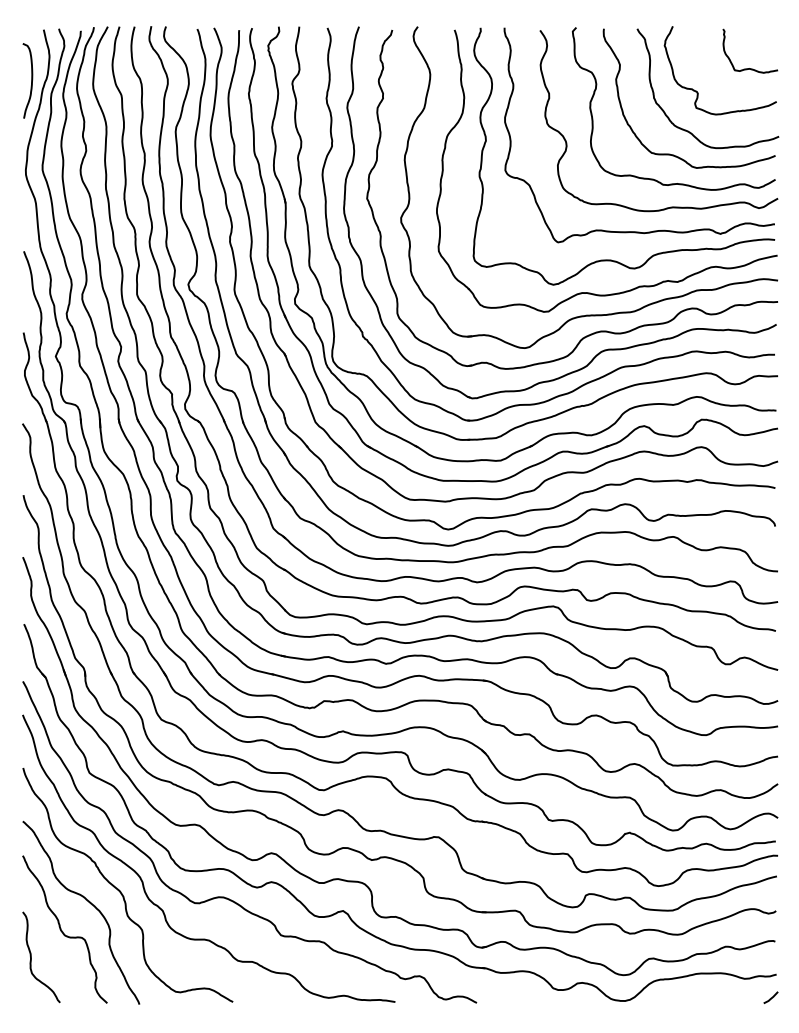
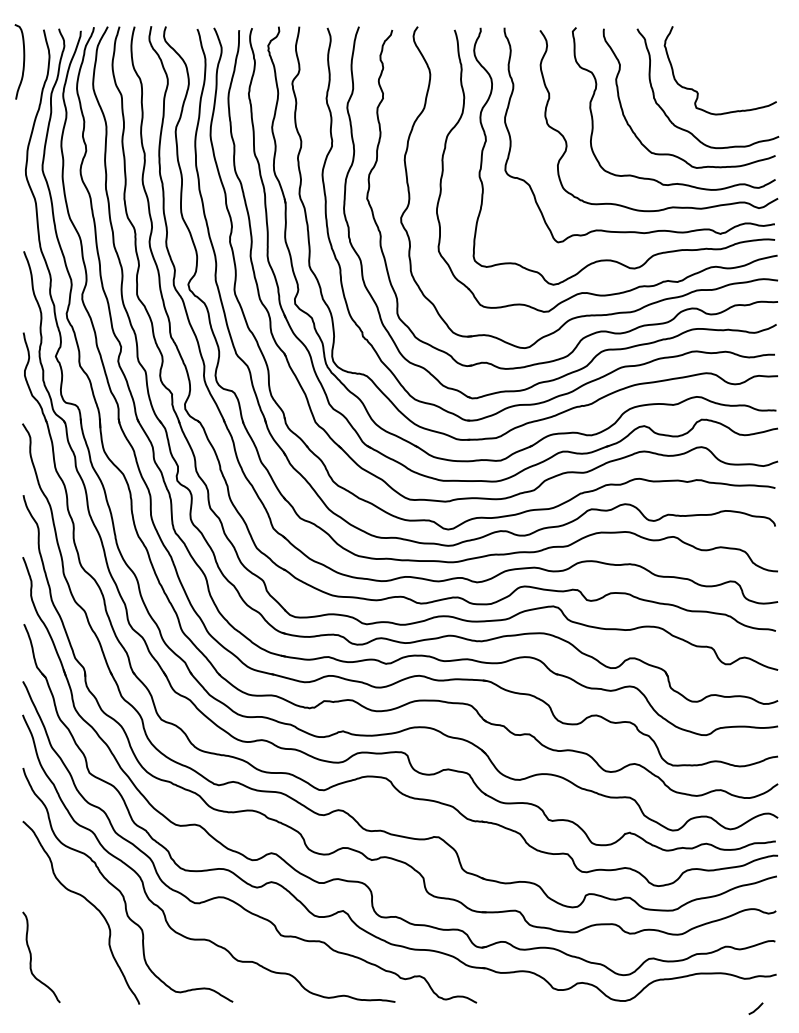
curve: present -> none (750, 68)
curve position: (31, 80) -> (23, 61) (23, 61)
curve: present -> none (62, 930)
line position: (770, 997) -> (755, 1008) (755, 1008)
